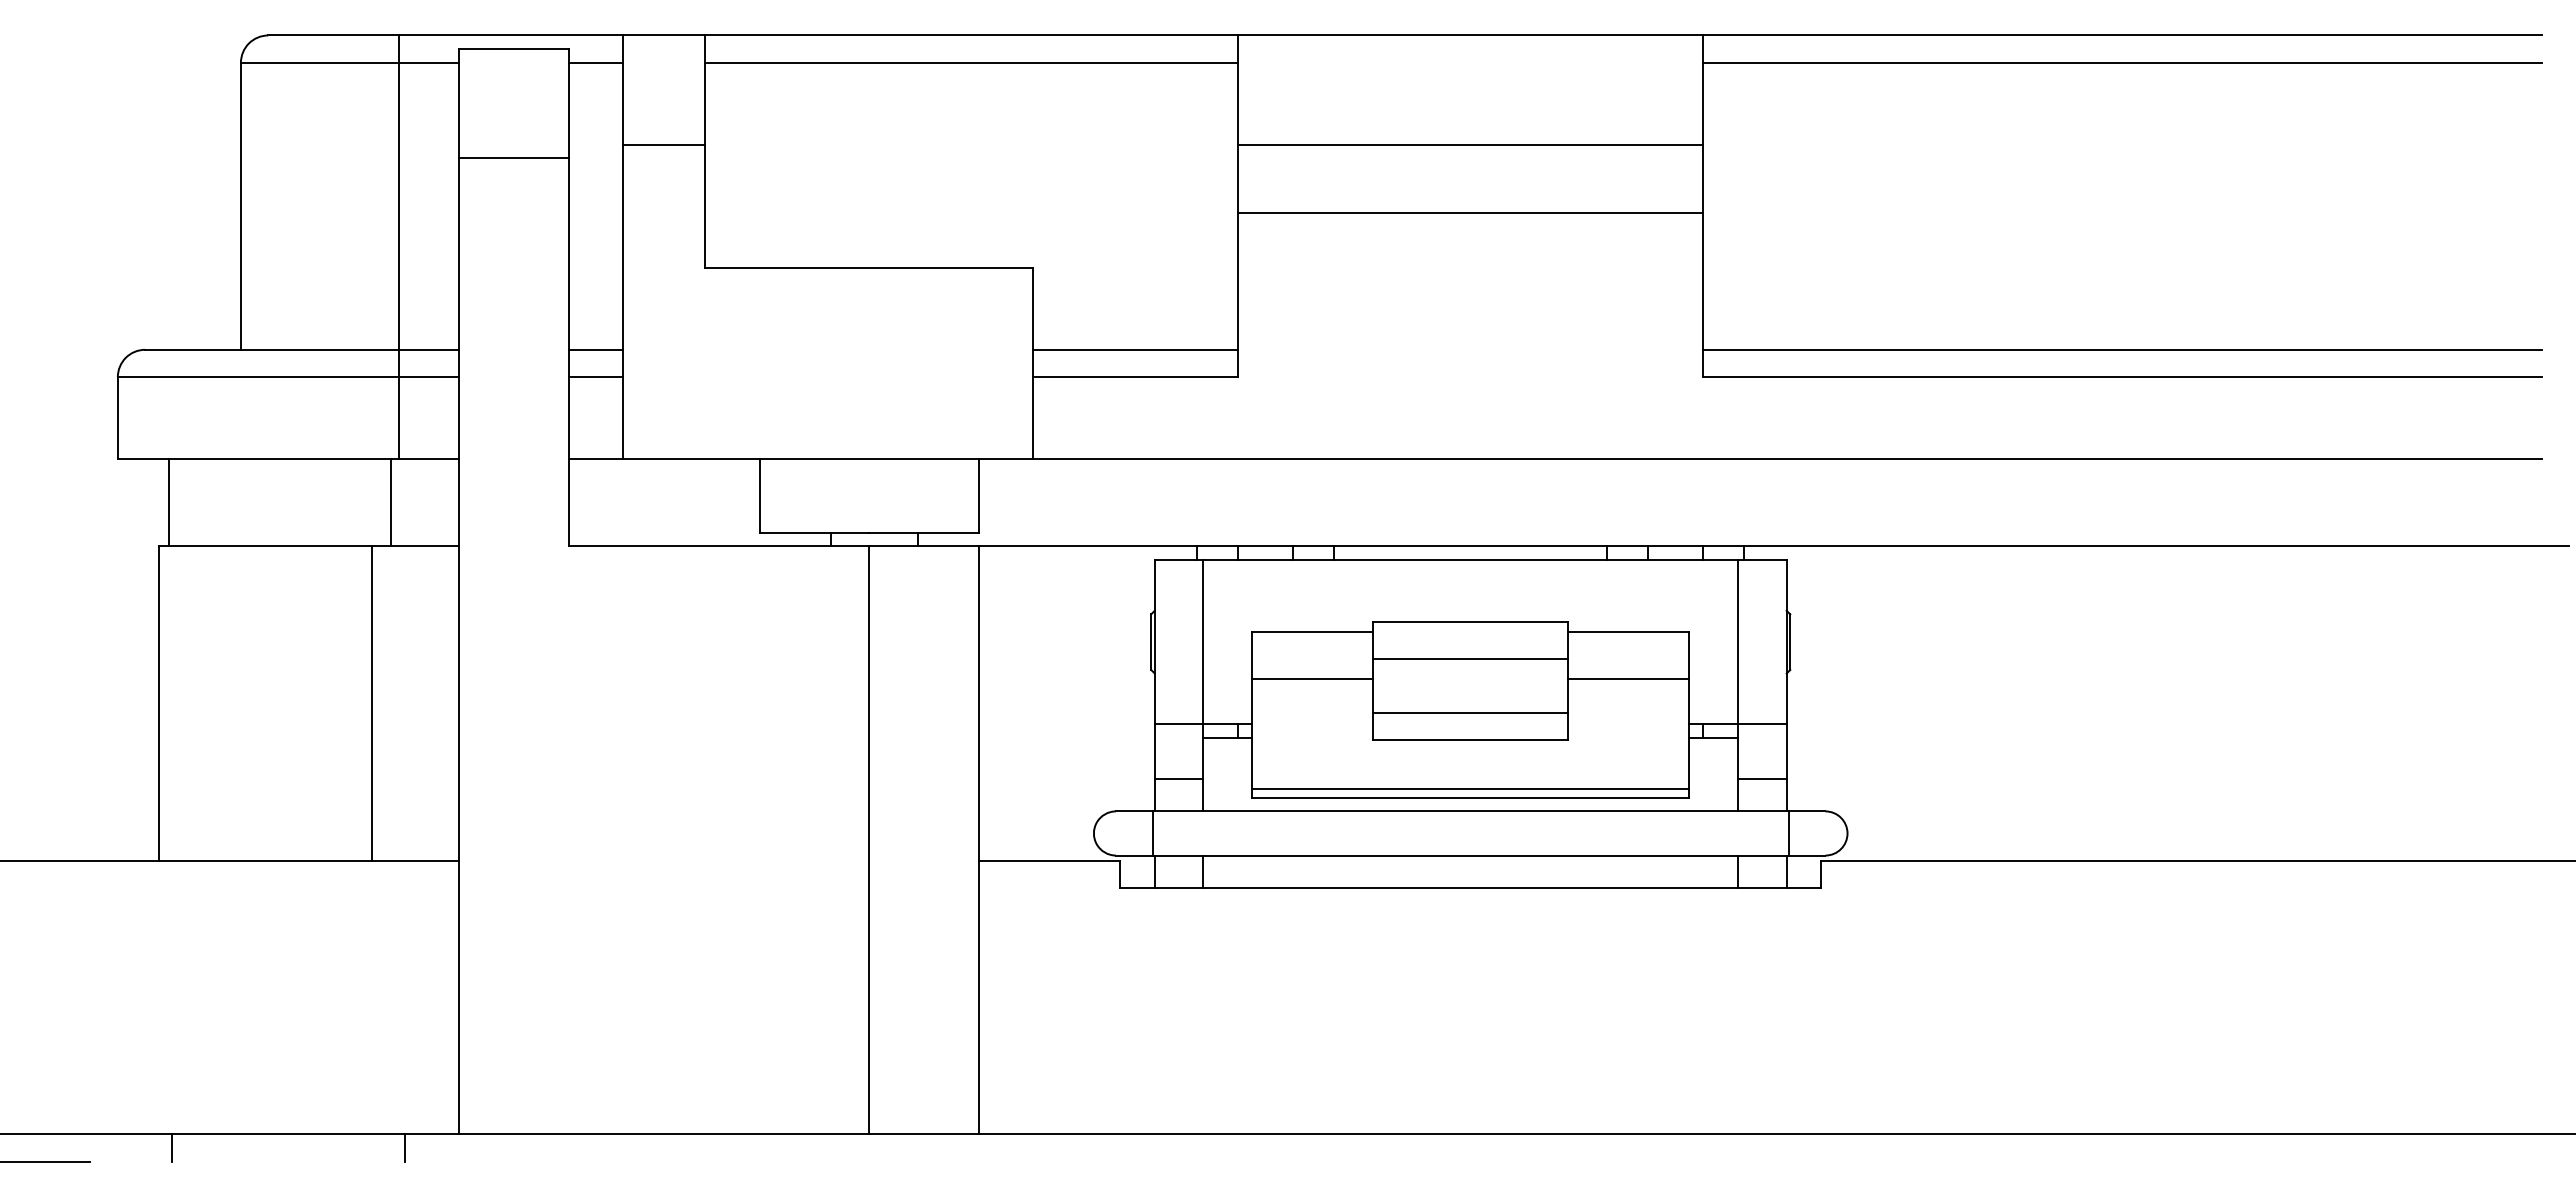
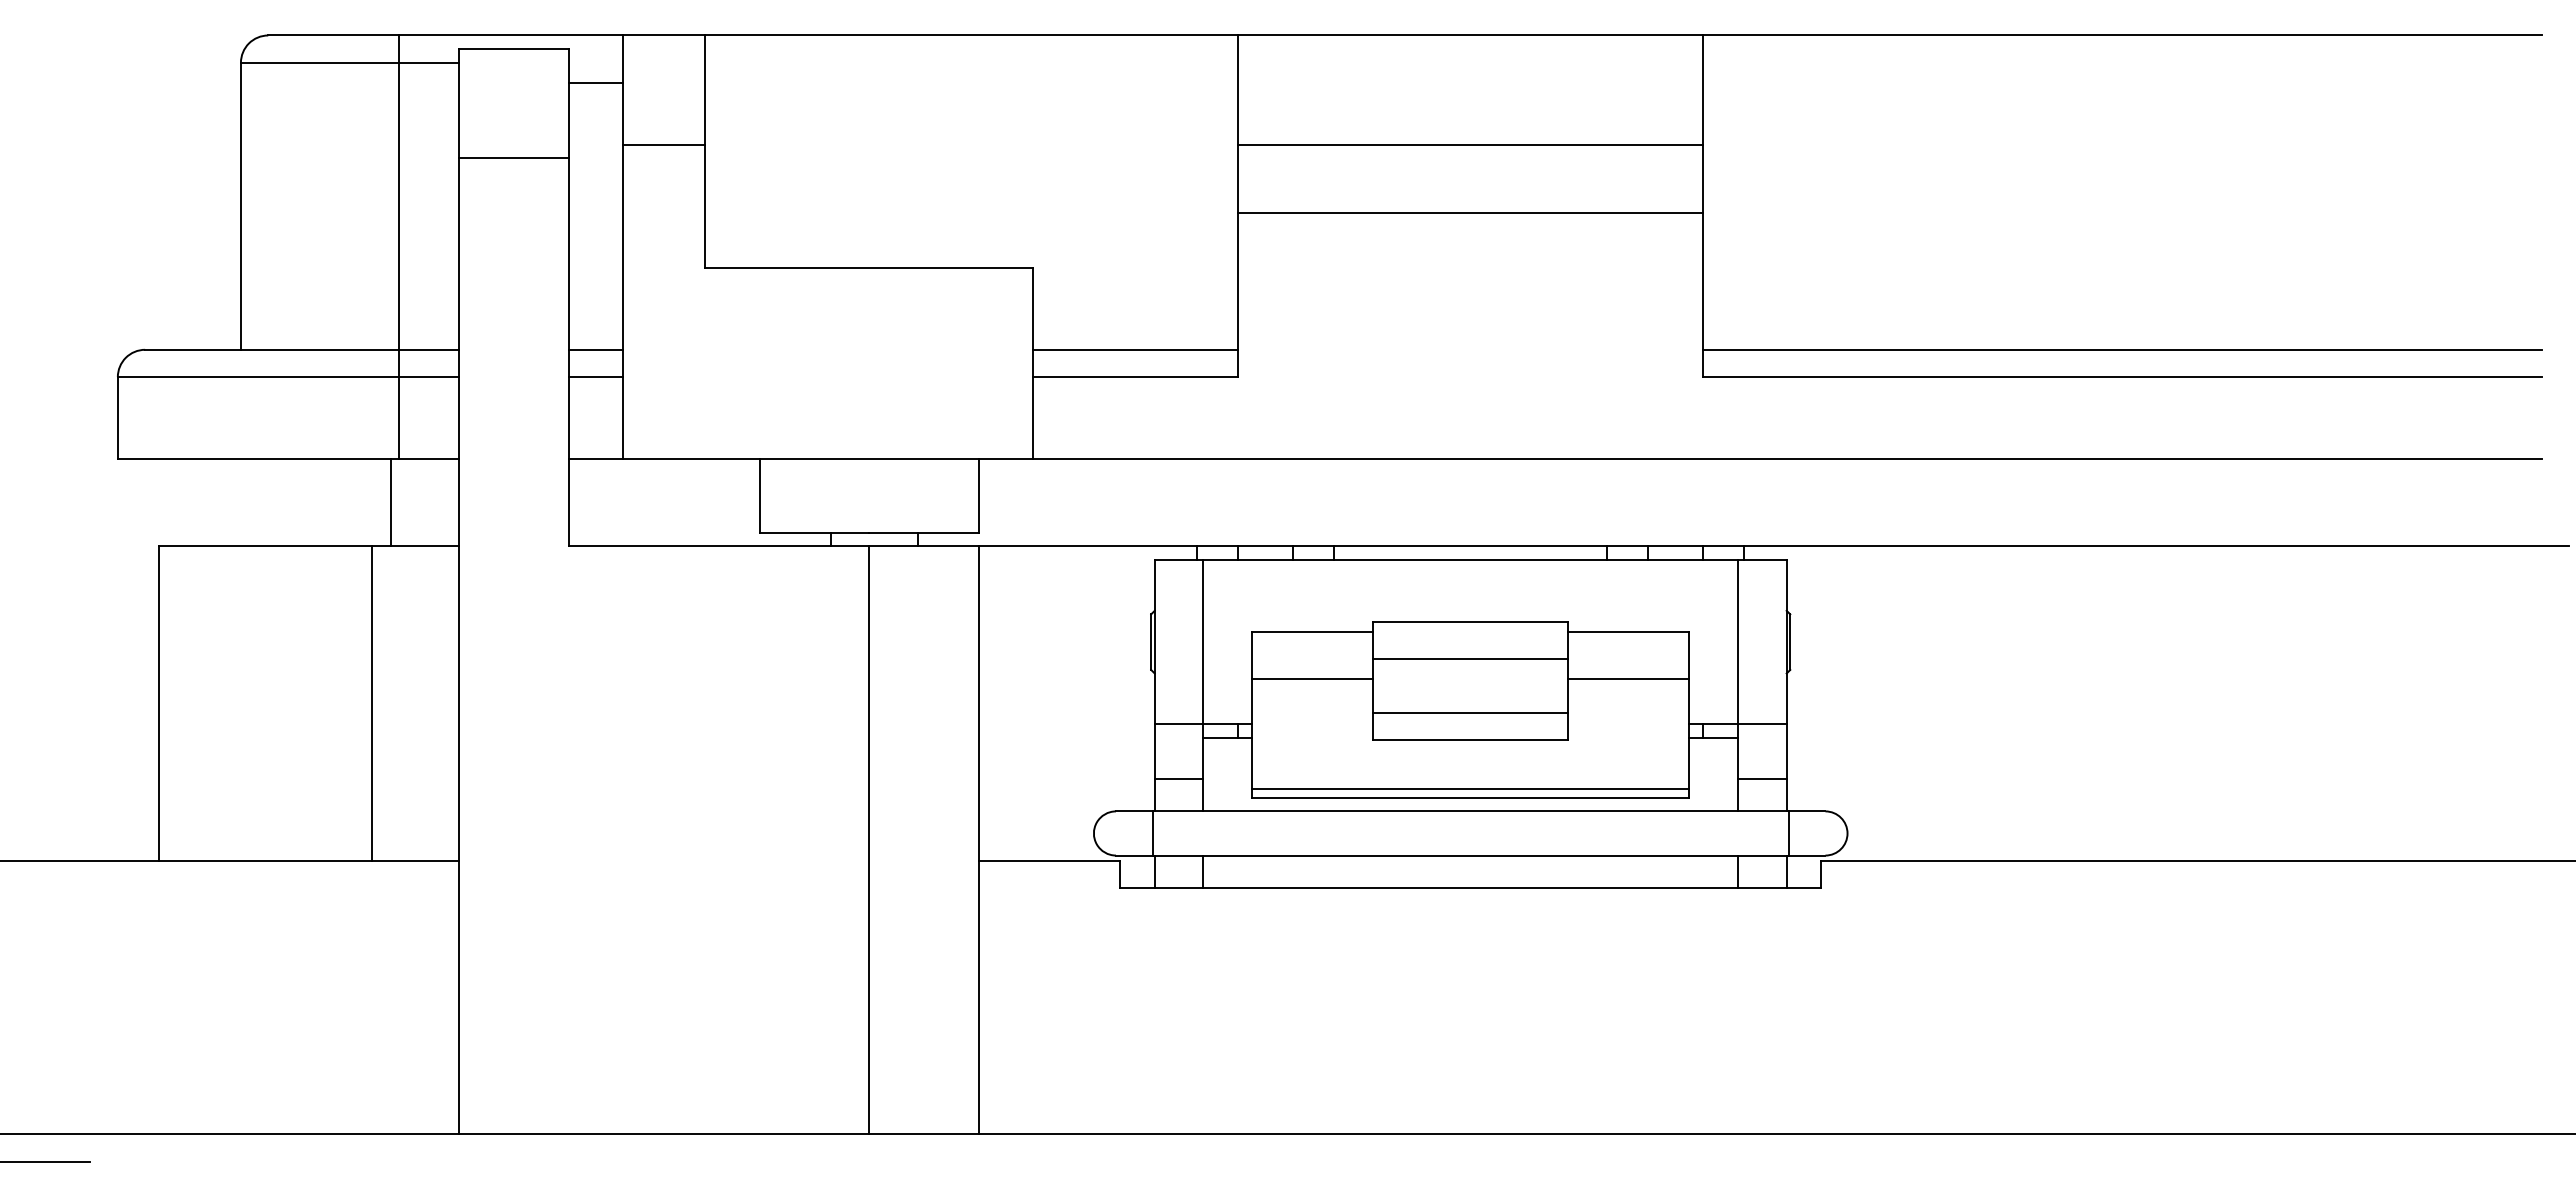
line position: (595, 62) -> (595, 82) (595, 82)
line: present -> none (971, 62)
line: present -> none (2121, 62)
line: present -> none (169, 502)
line: present -> none (172, 1147)
line: present -> none (404, 1147)
